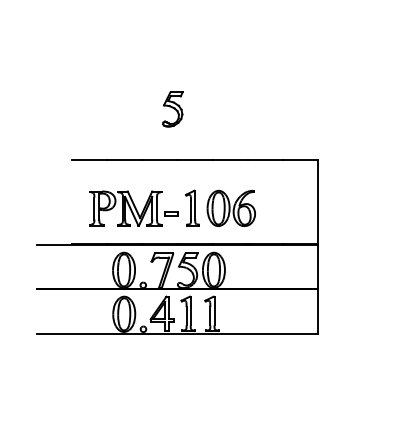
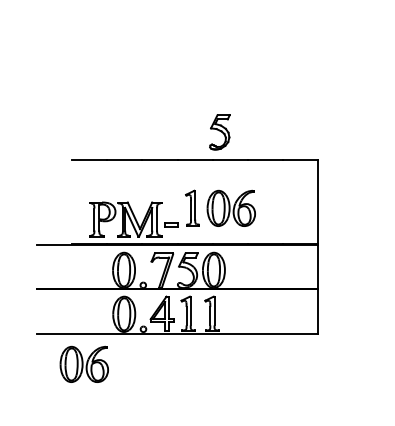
part position: (172, 109) -> (219, 132) (219, 132)
part position: (133, 208) -> (133, 219) (133, 219)
part: none -> present (83, 363)
